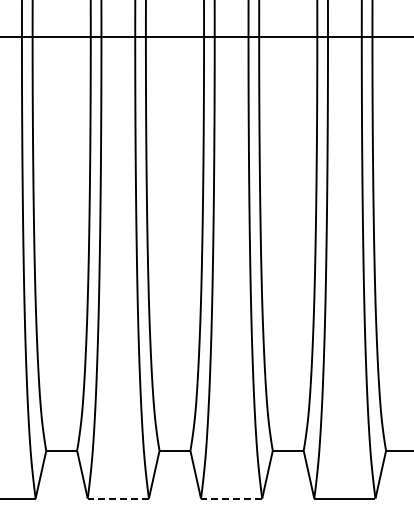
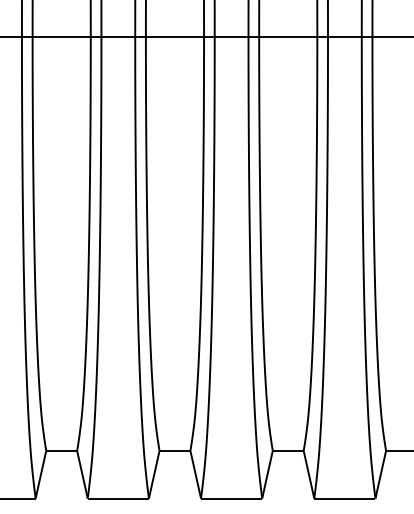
line: dashed -> solid (118, 498)
line: dashed -> solid (231, 498)
